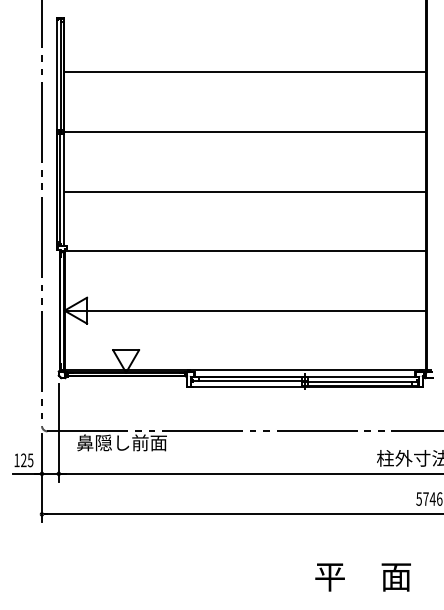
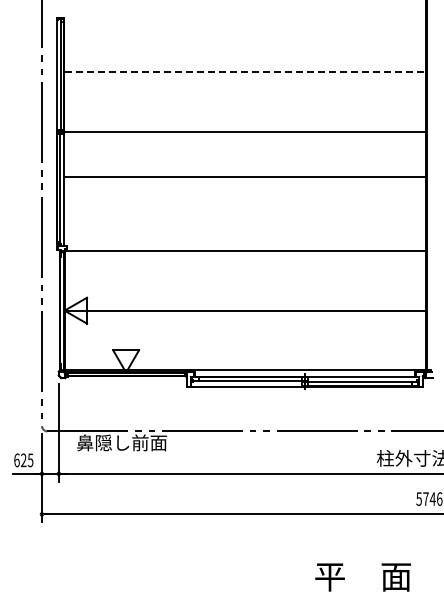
line: solid -> dashed (244, 72)
line position: (245, 191) -> (245, 176) (245, 176)
text: 125 -> 625 (16, 460)
